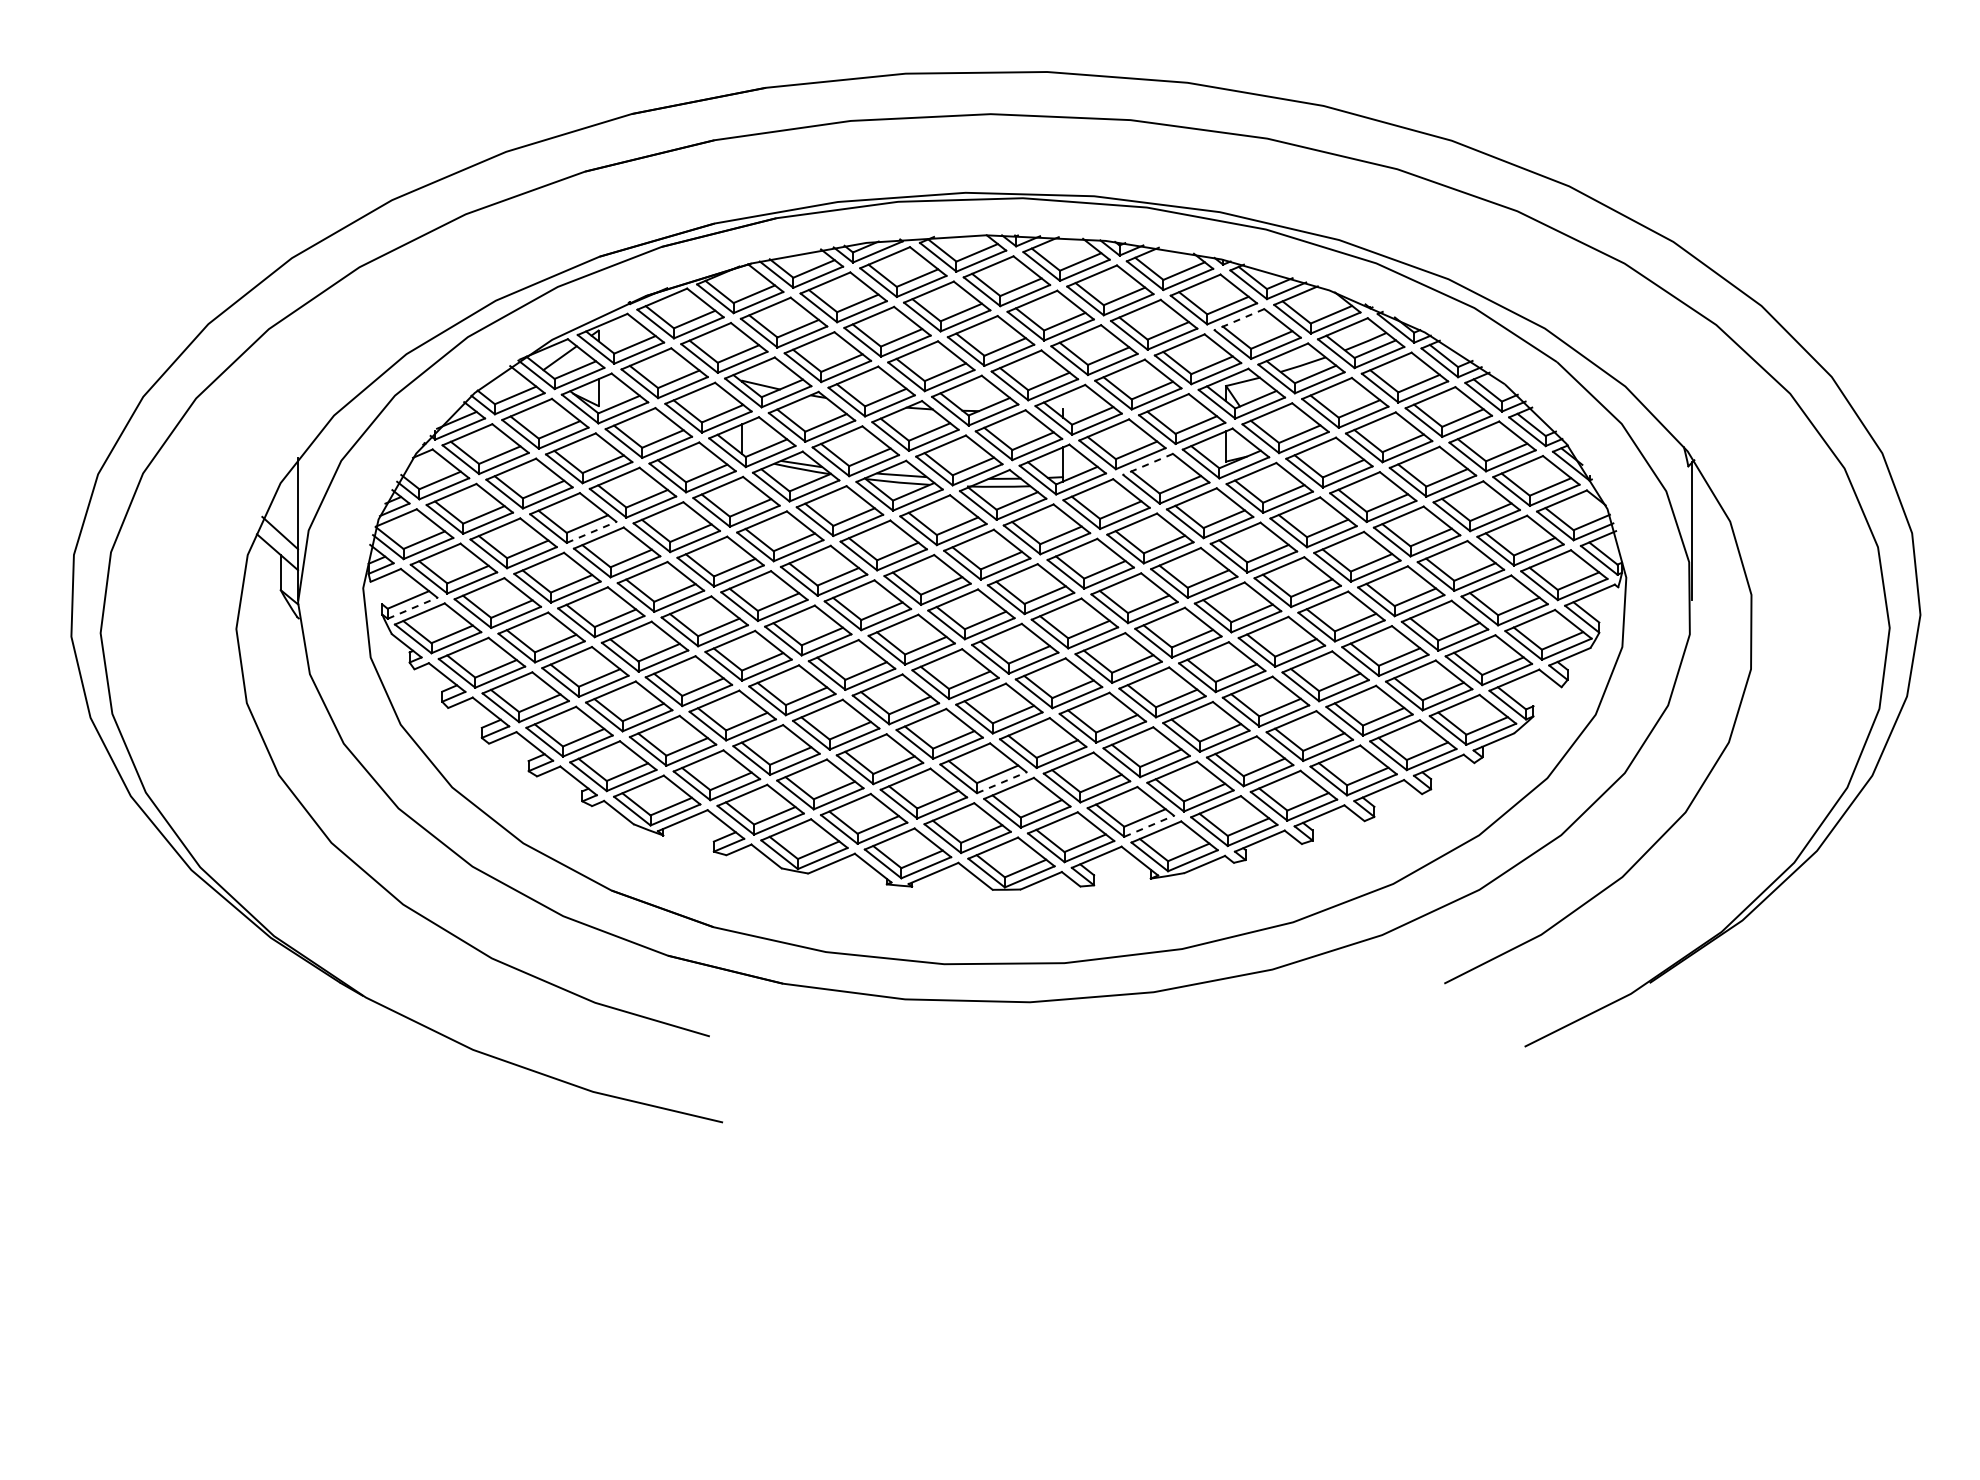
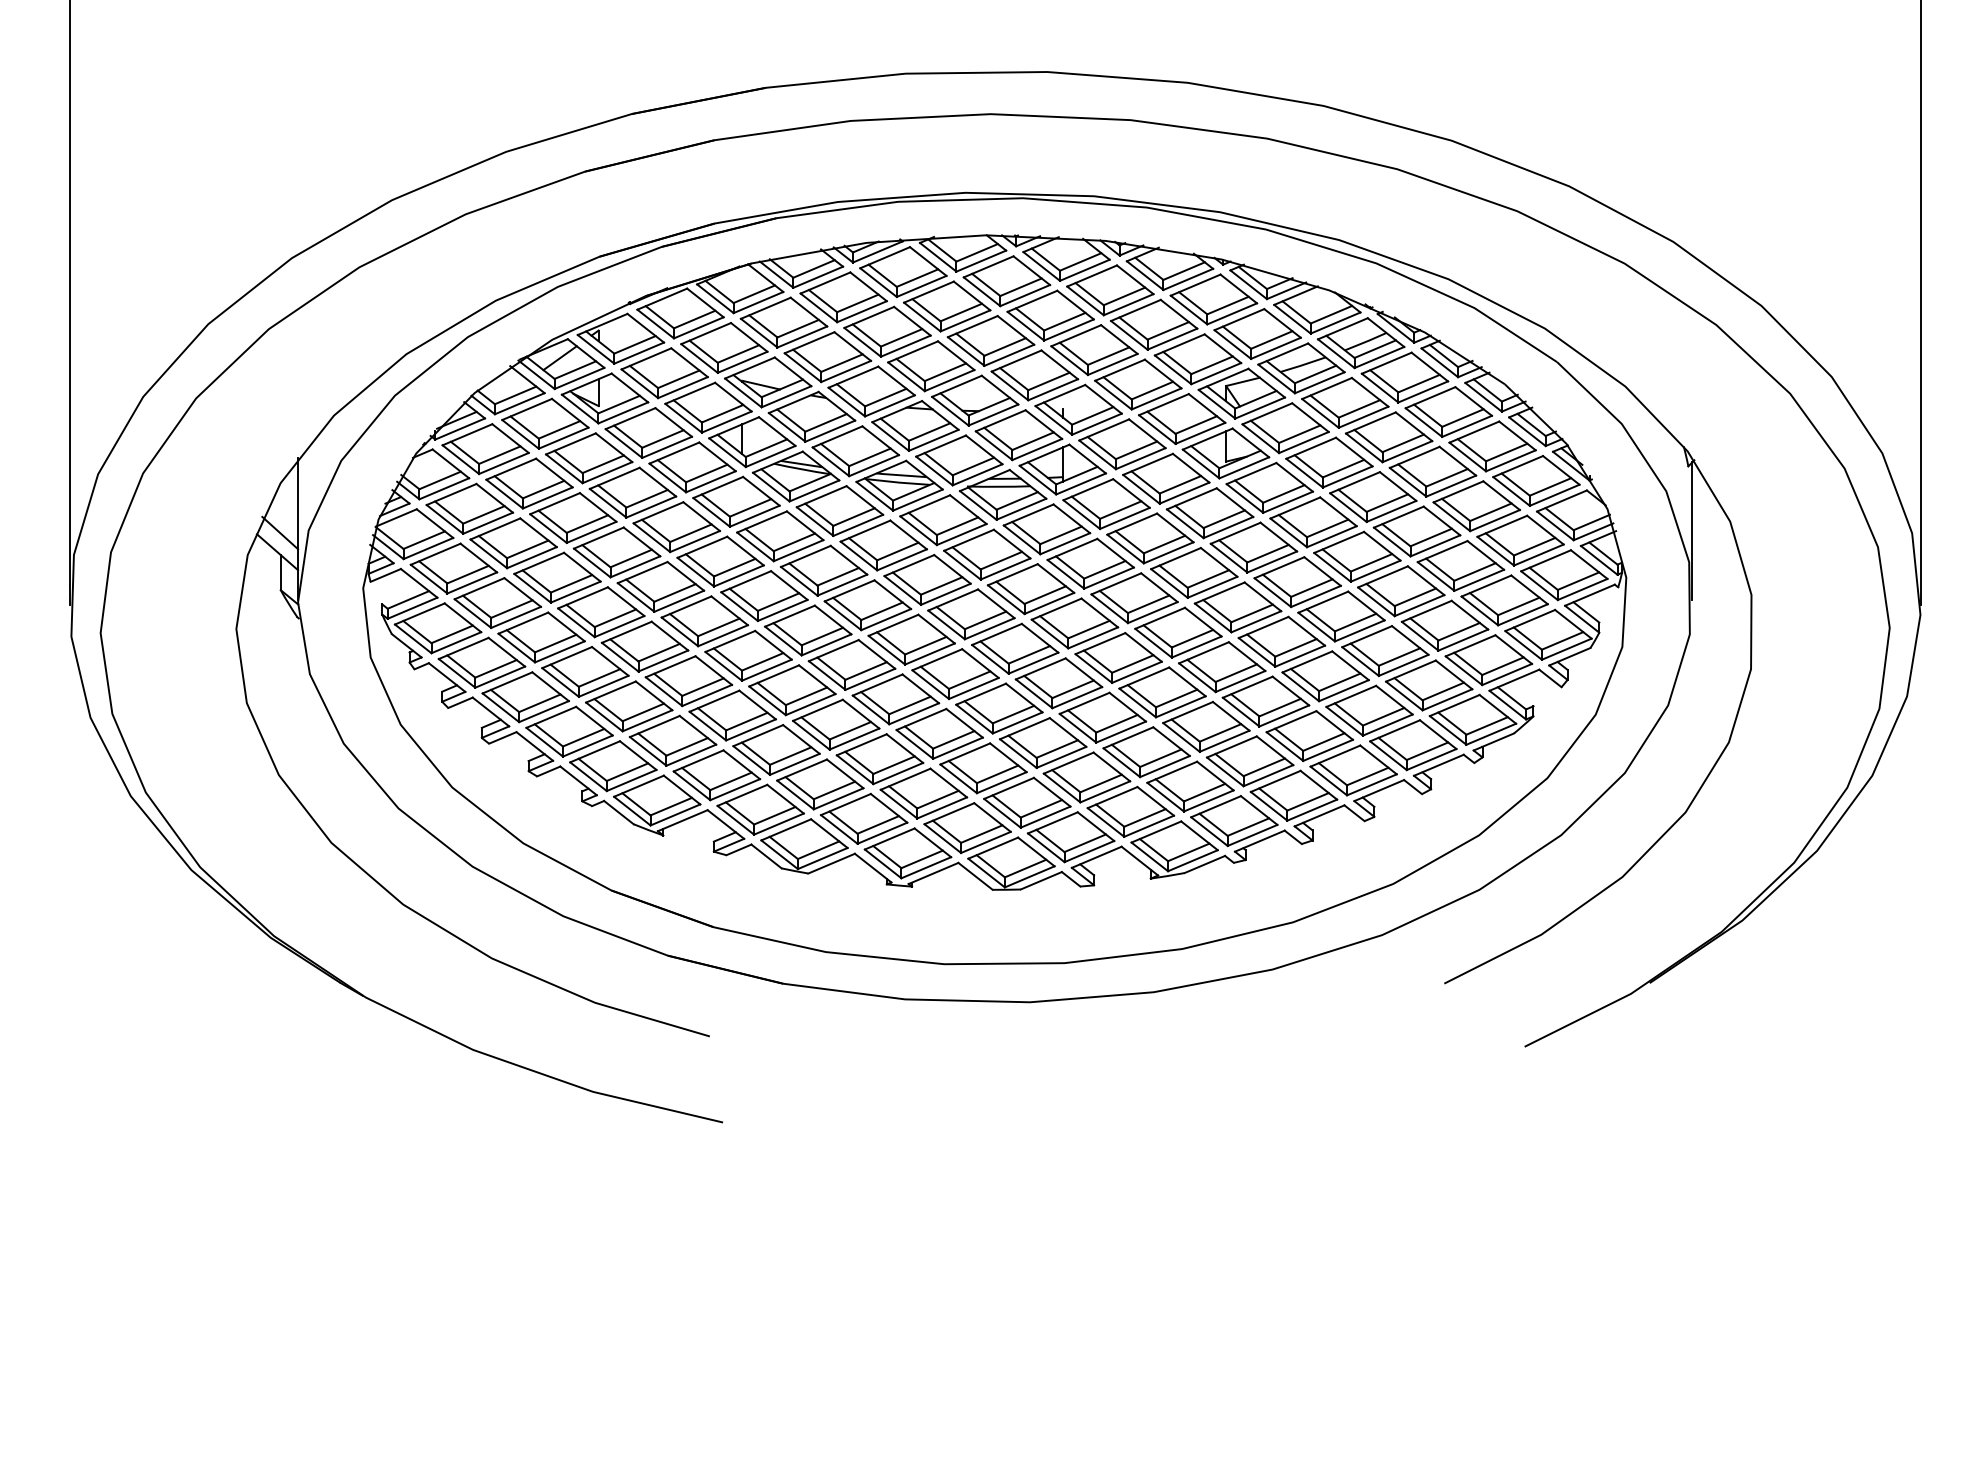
line: none -> present (69, 303)
line: none -> present (1920, 303)
line: dashed -> solid (1238, 319)
line: dashed -> solid (1148, 464)
line: dashed -> solid (592, 532)
line: dashed -> solid (413, 608)
line: dashed -> solid (1001, 782)
line: dashed -> solid (1149, 826)
